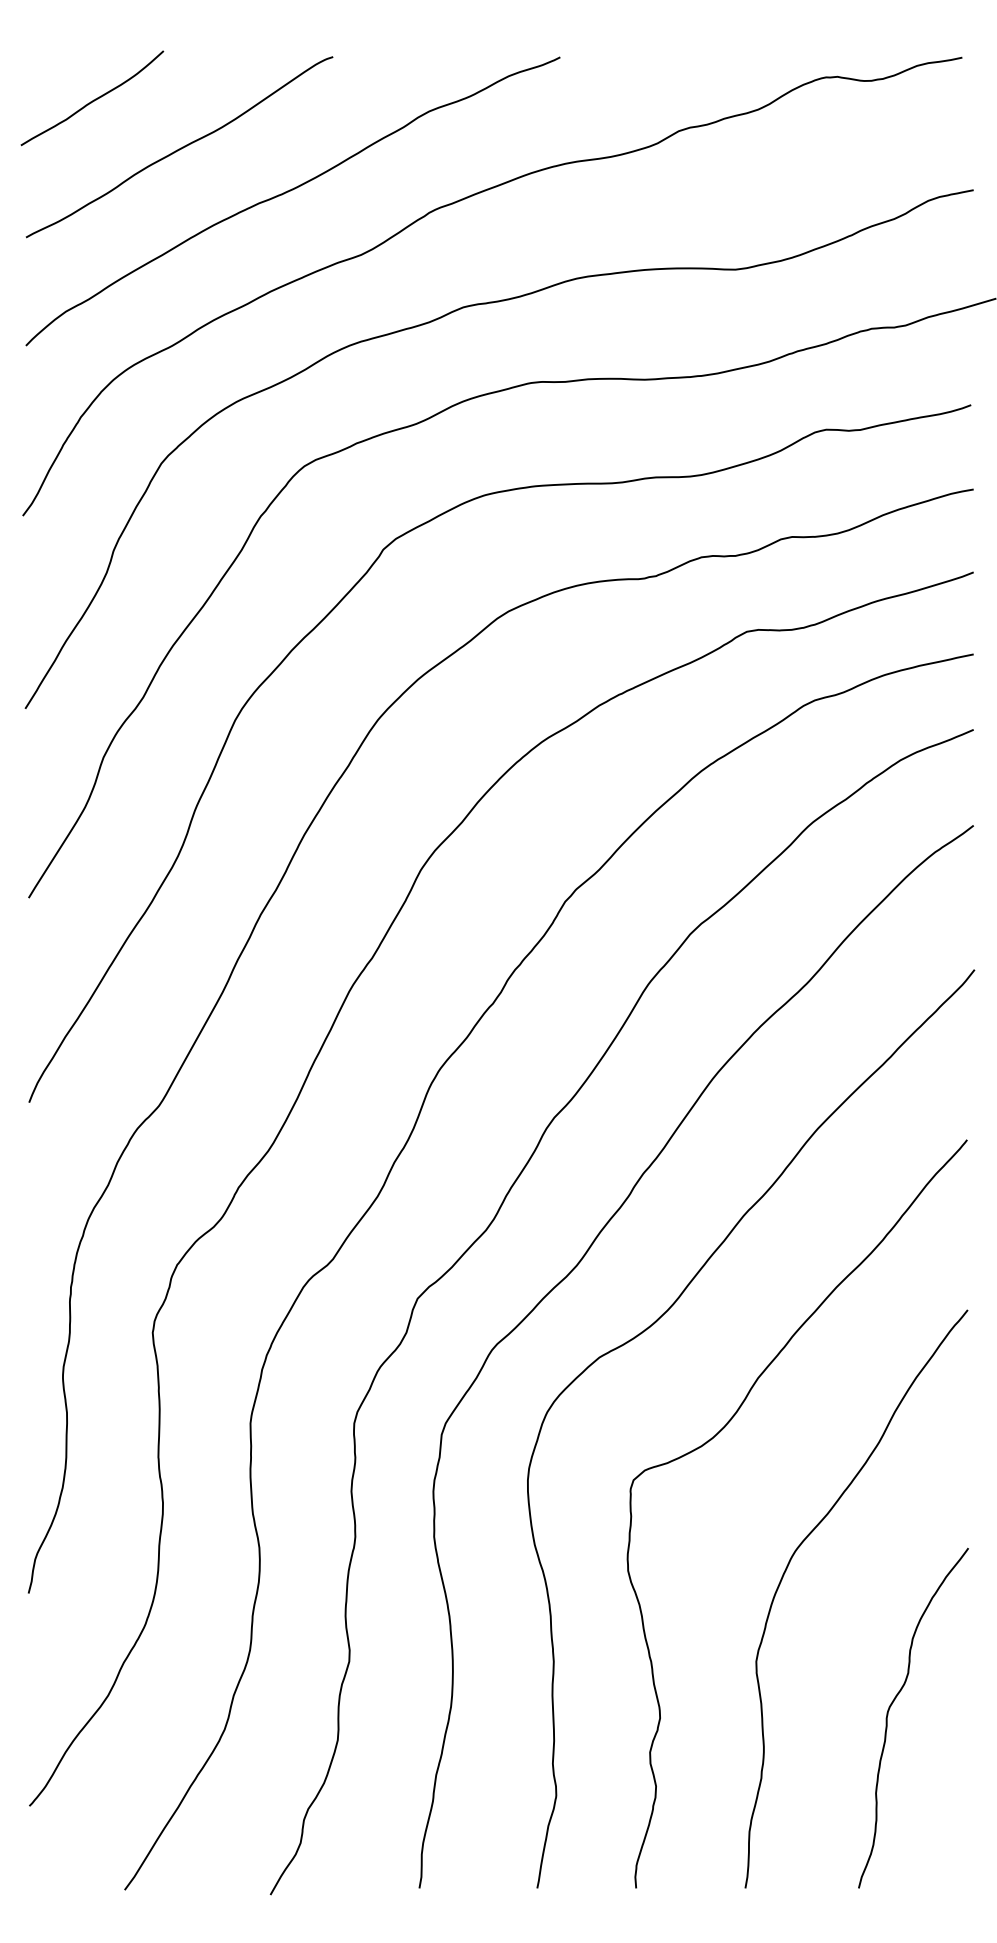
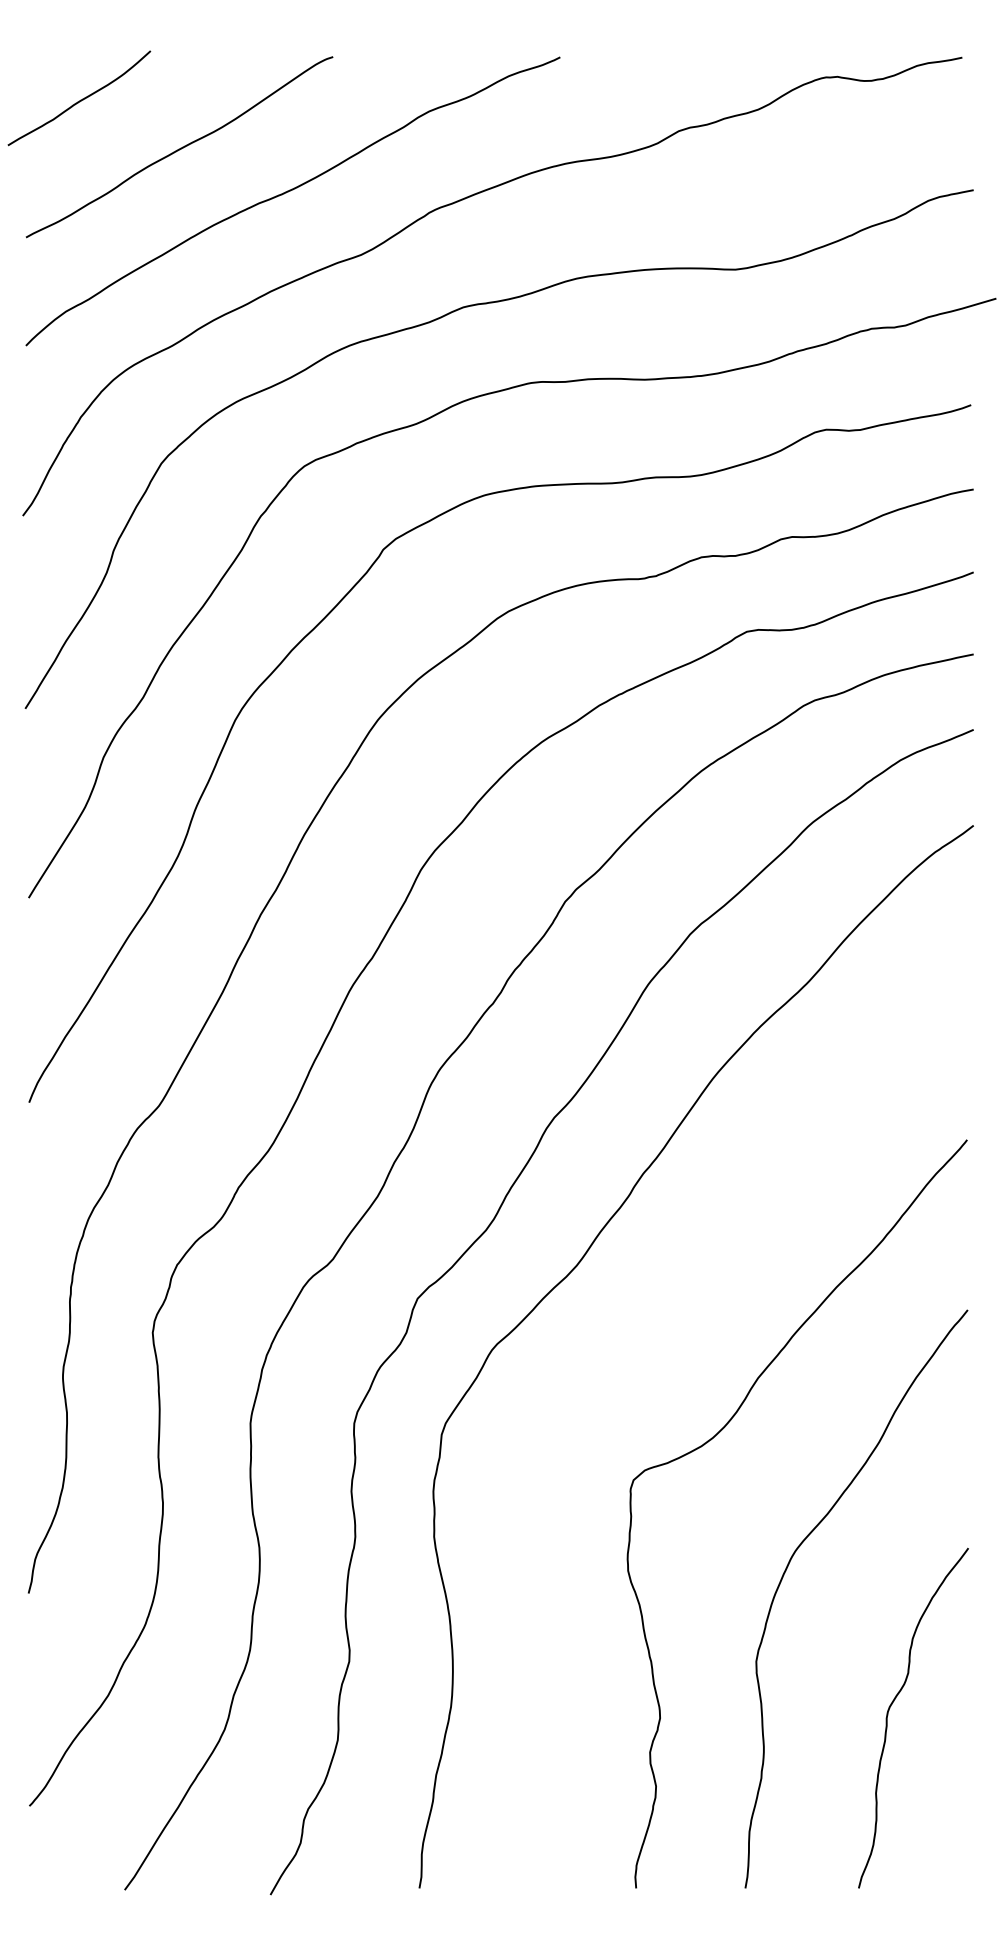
curve position: (93, 99) -> (80, 99) (80, 99)
curve: present -> none (654, 1324)
